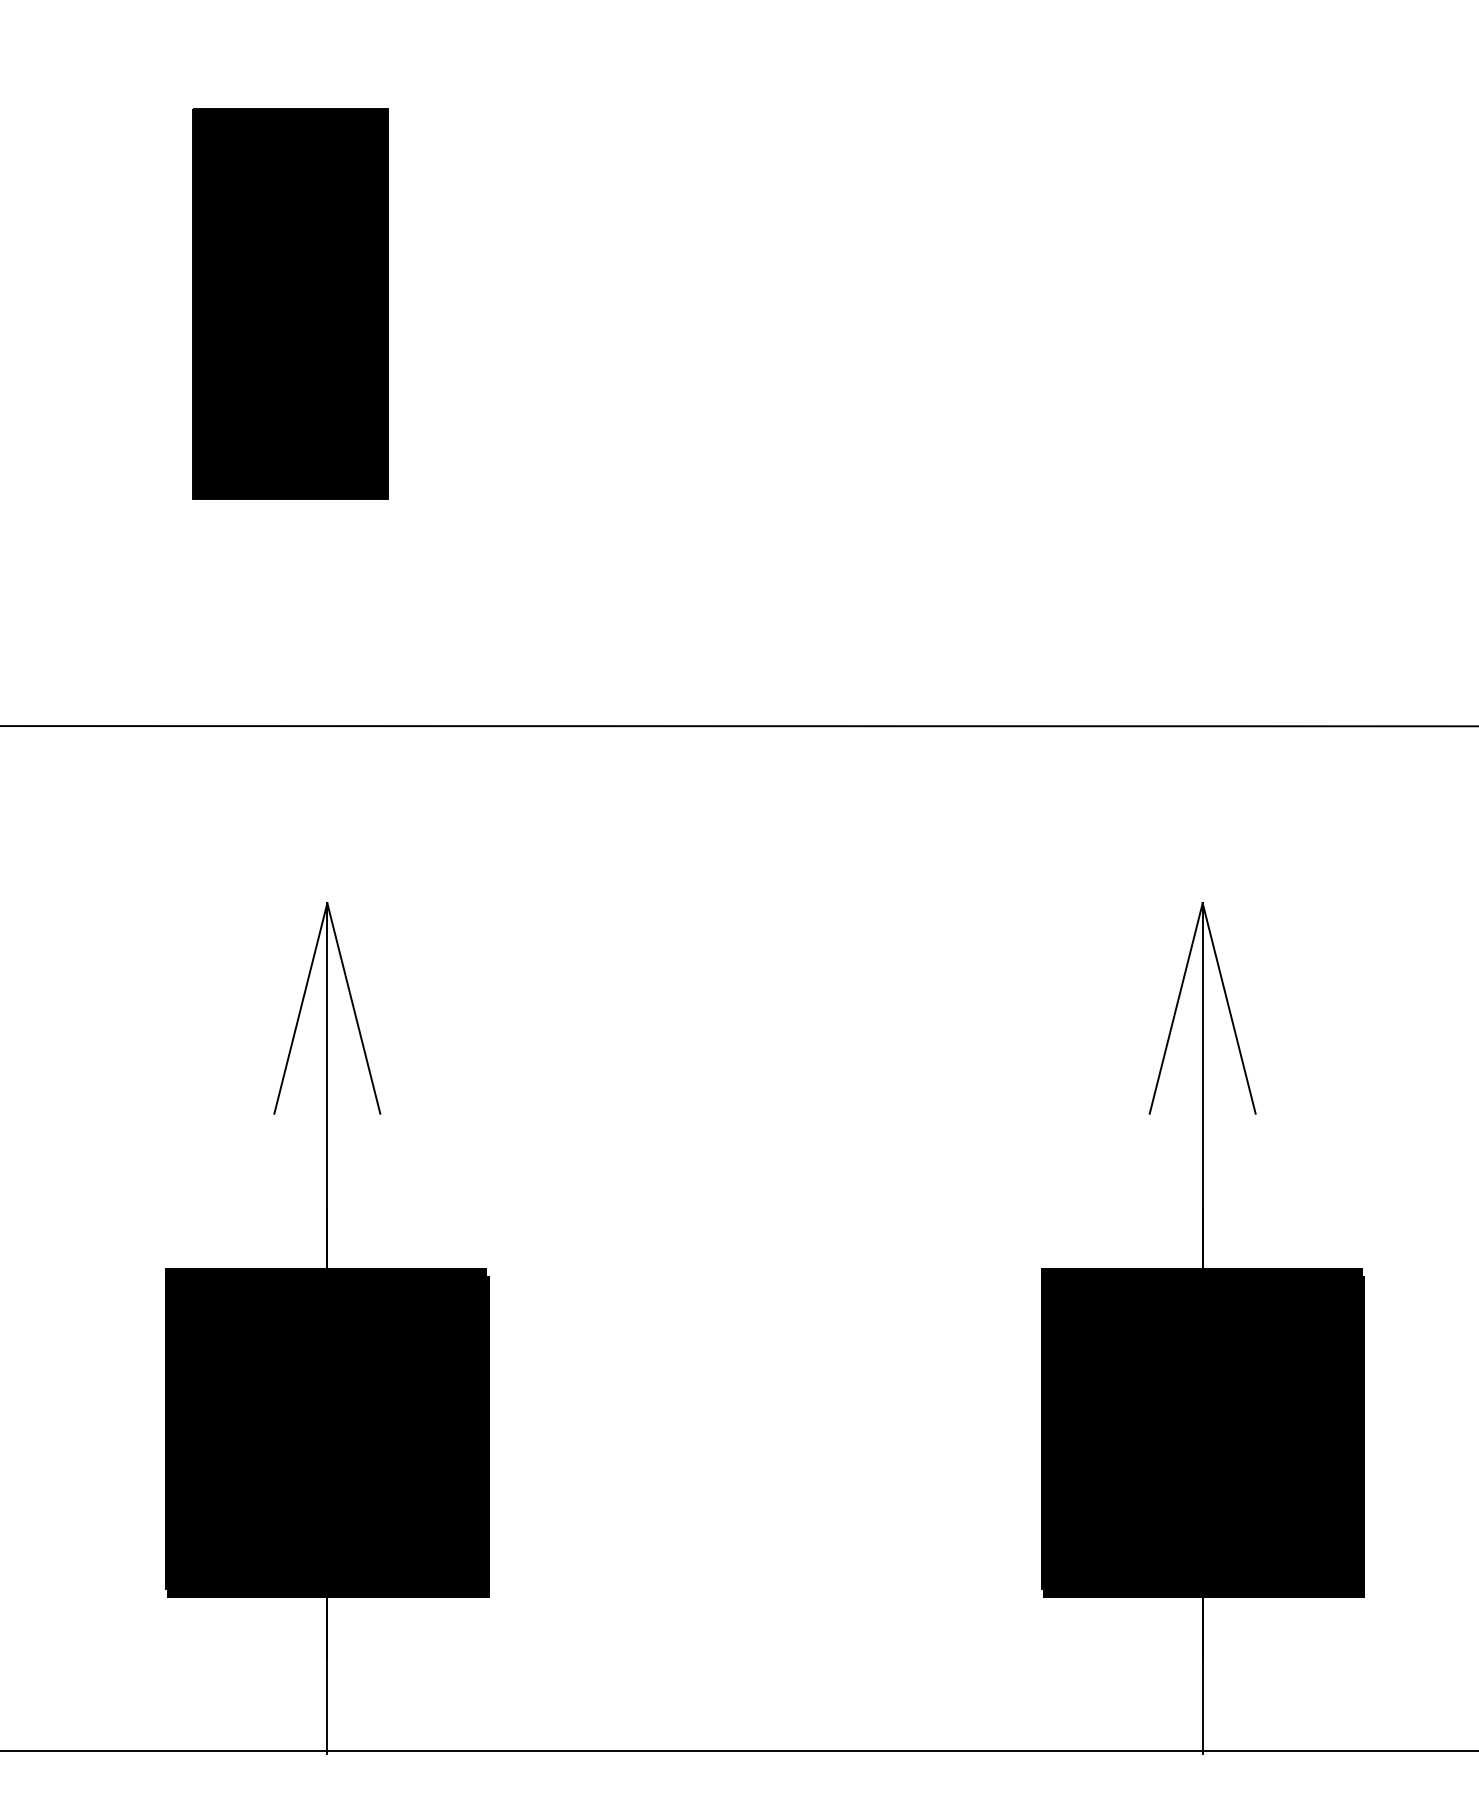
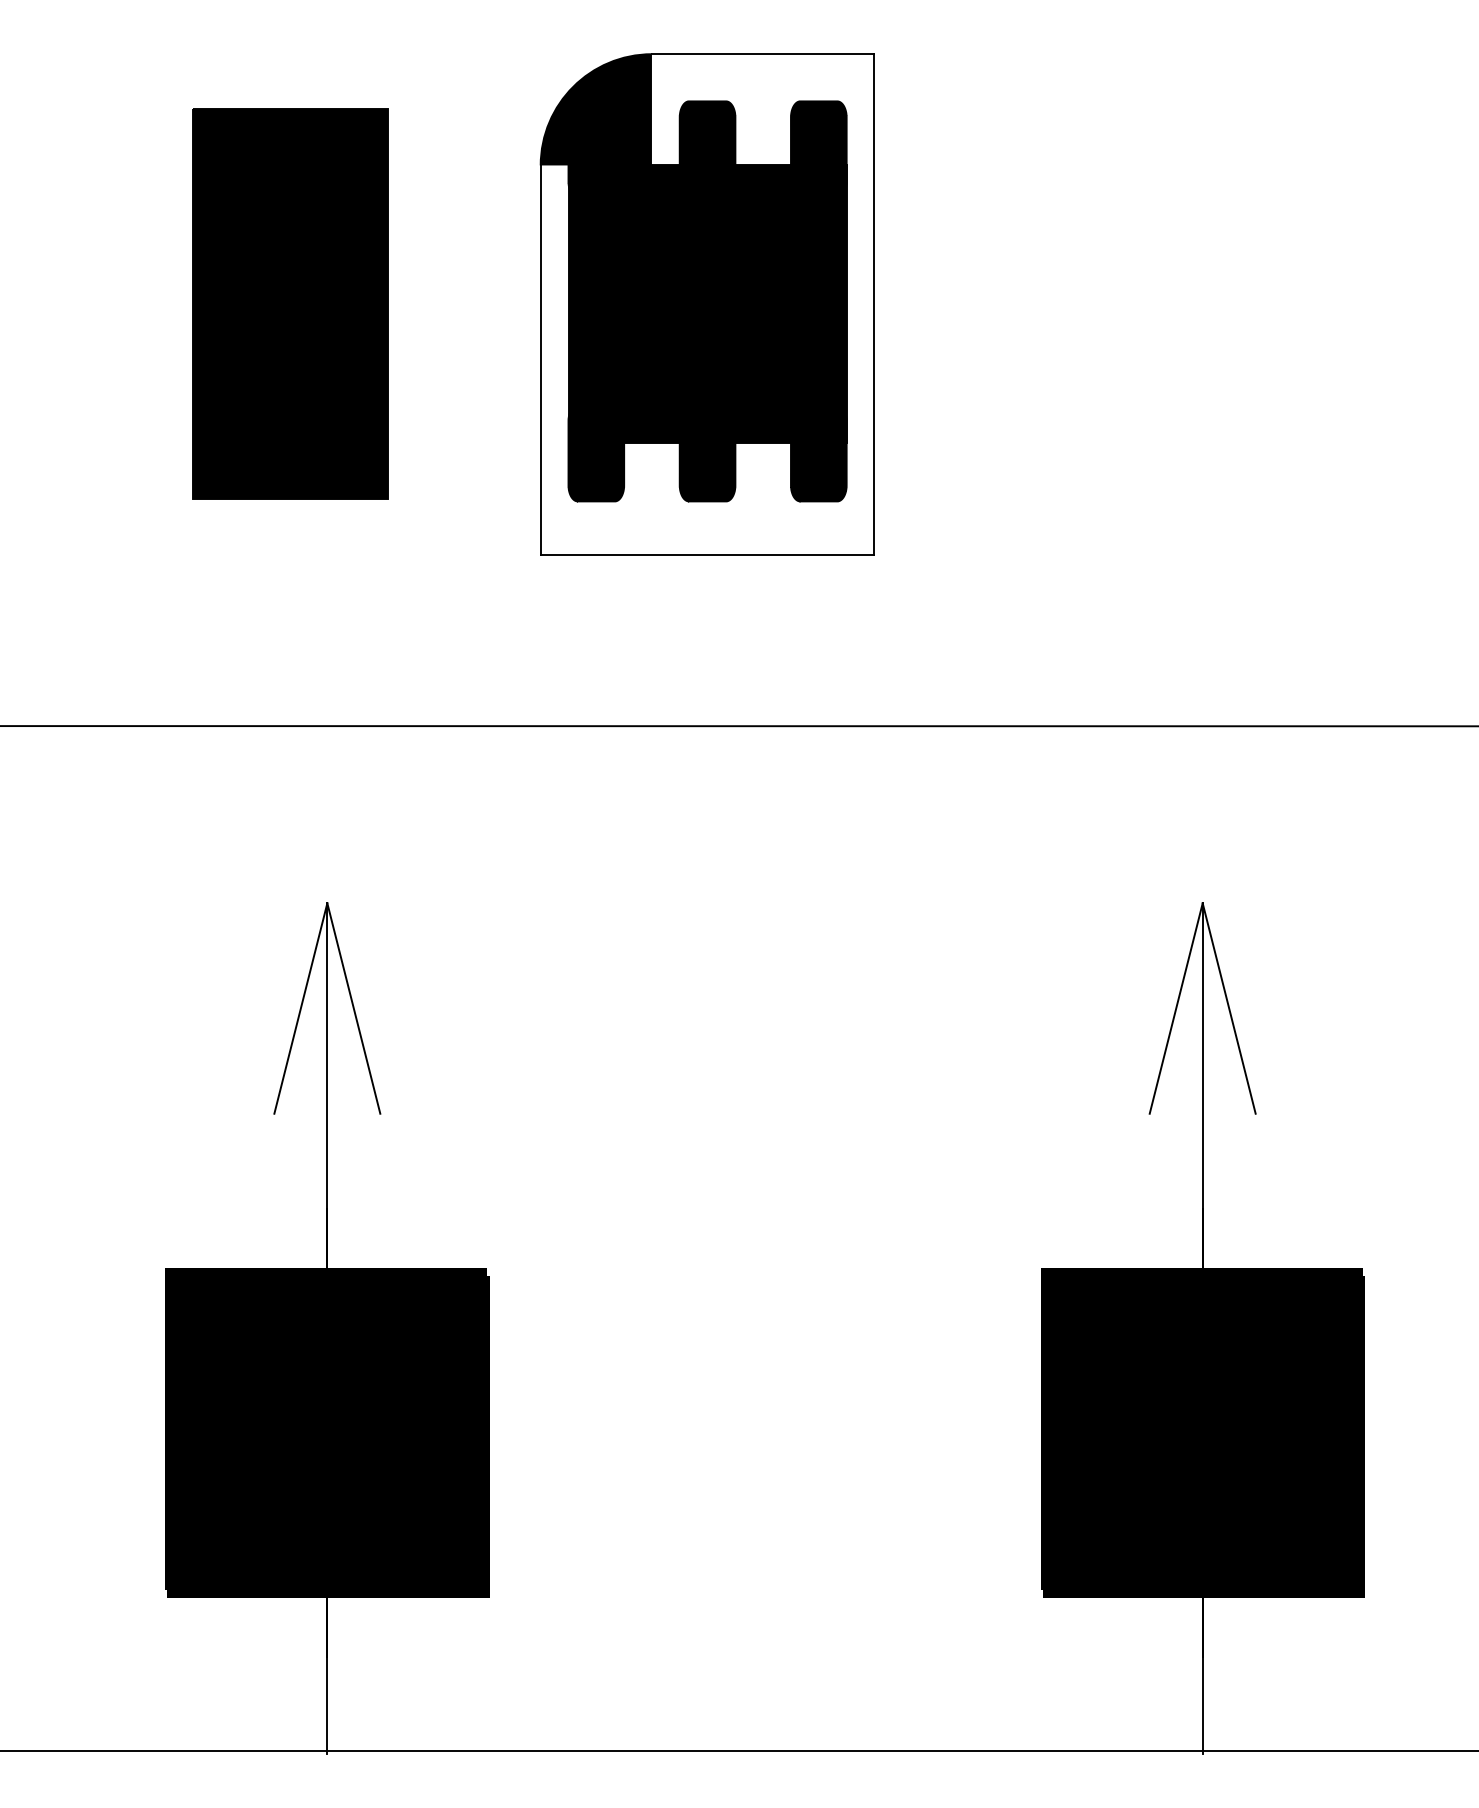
part: none -> present (706, 304)
